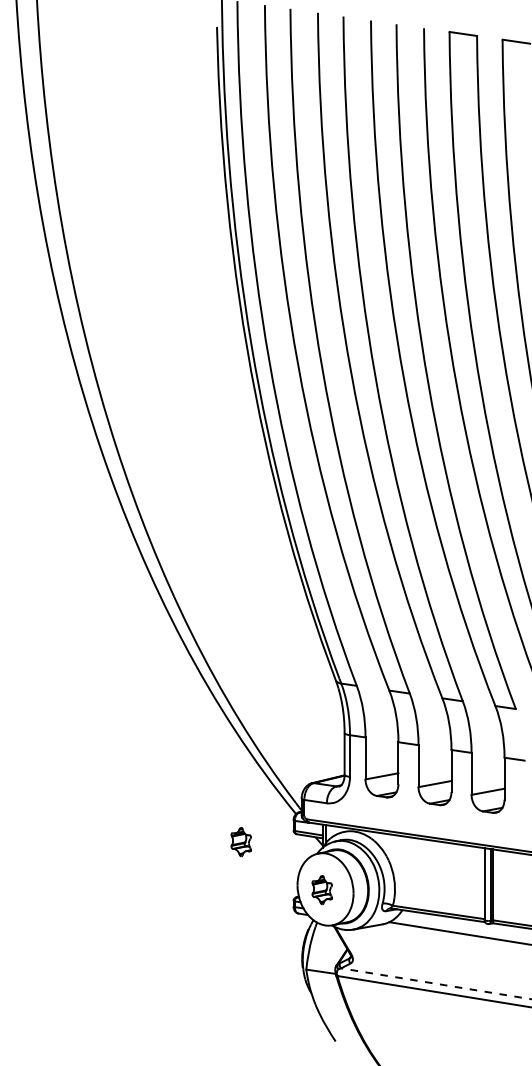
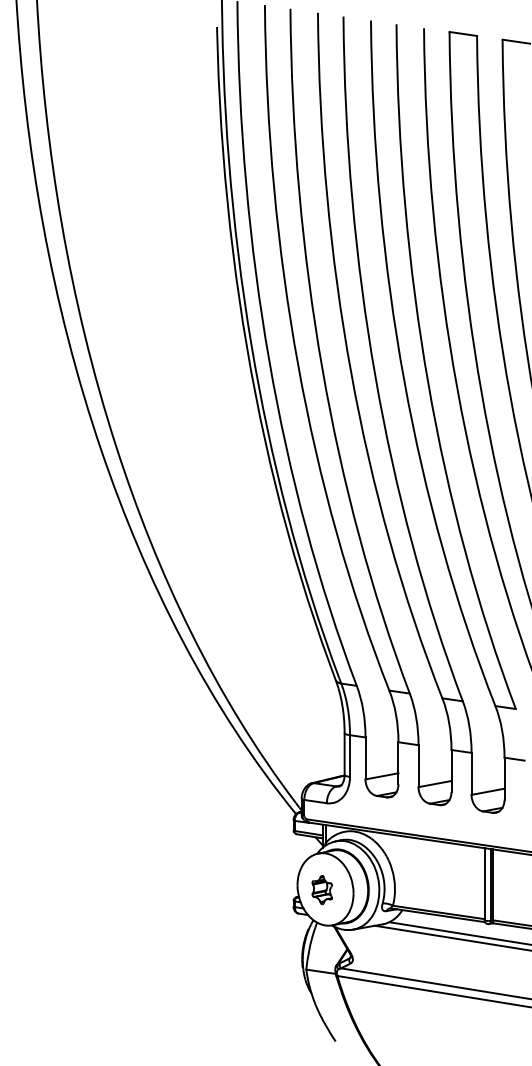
part: present -> none (240, 842)
line: none -> present (451, 937)
line: dashed -> solid (435, 983)
